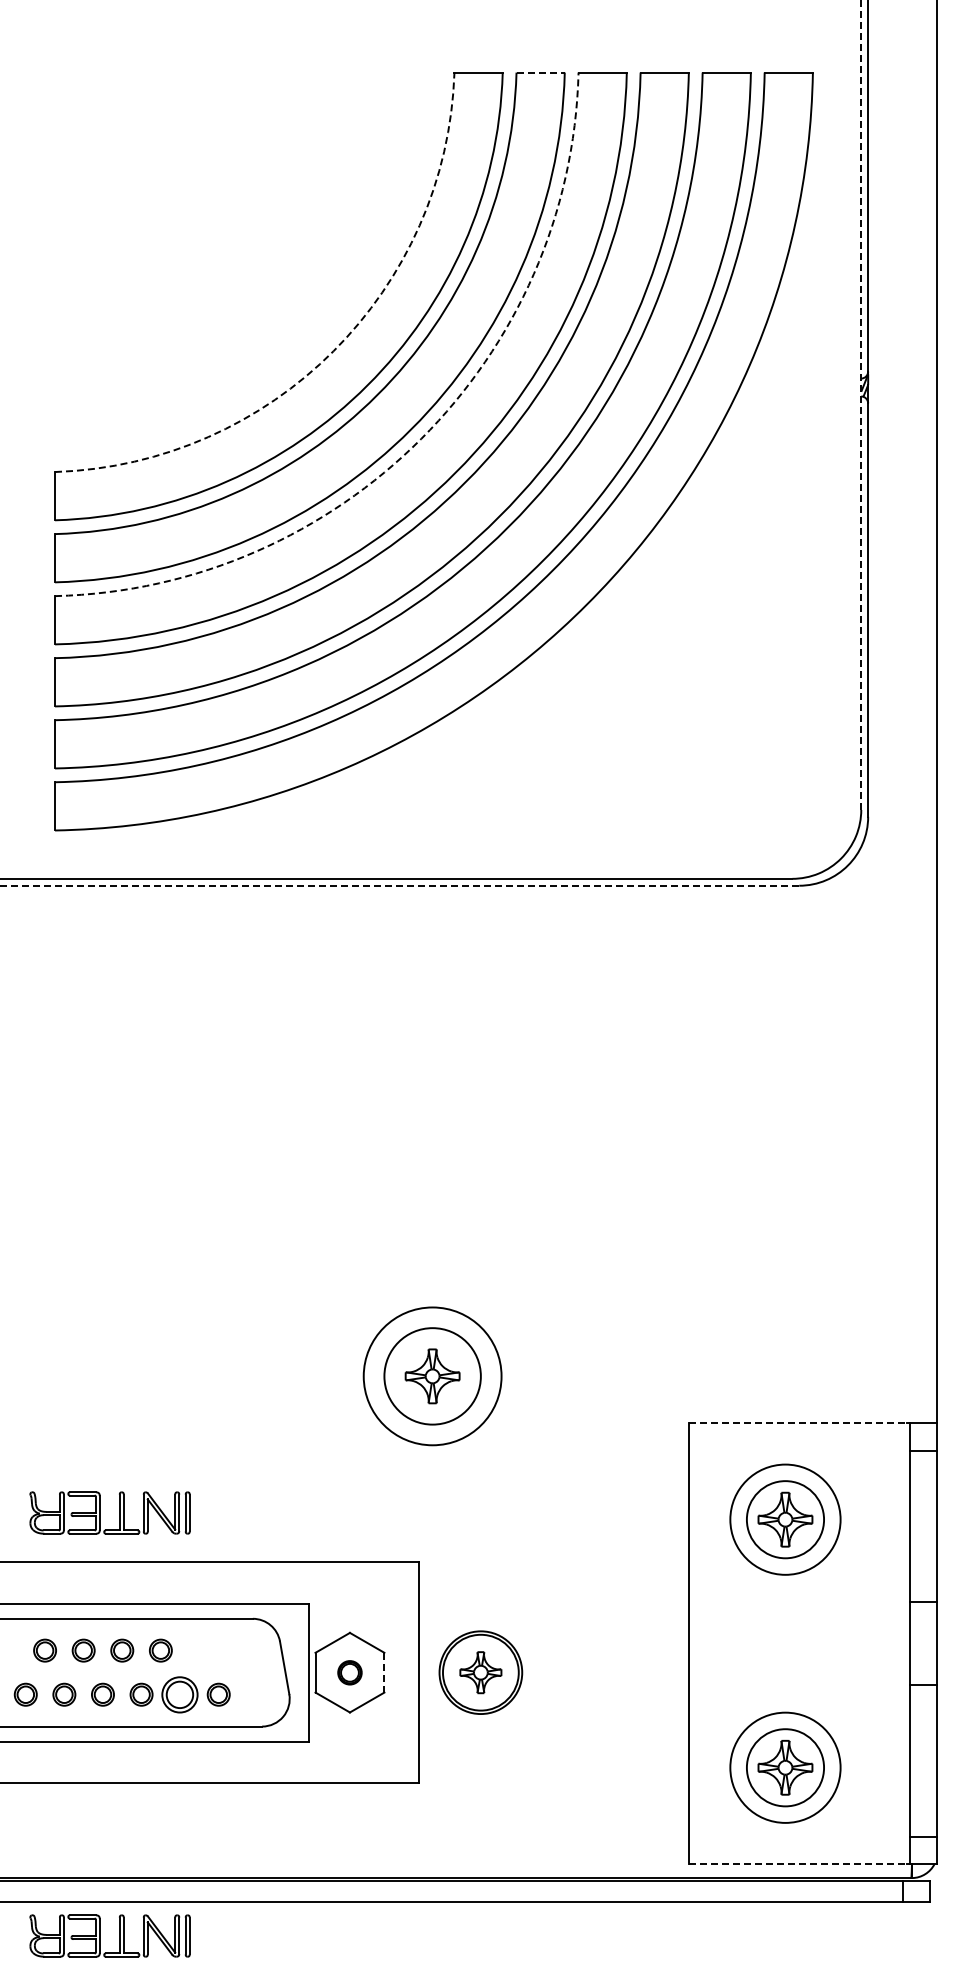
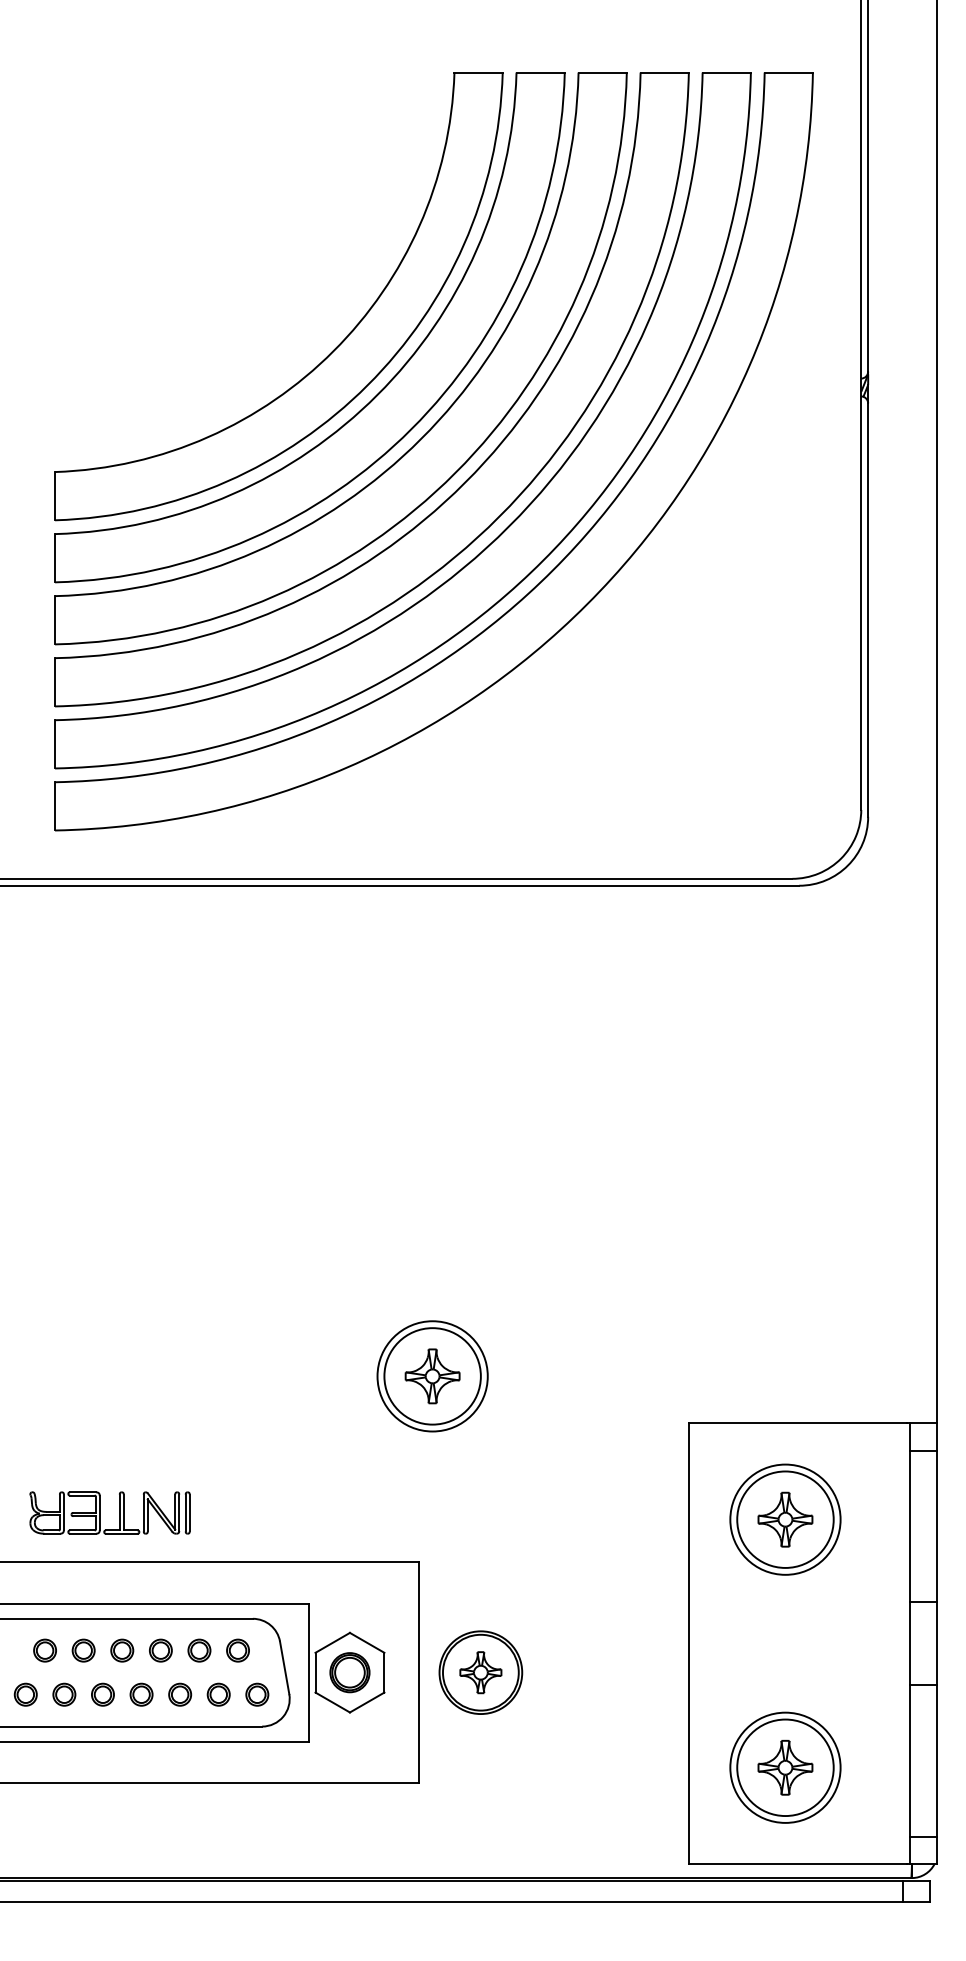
line: dashed -> solid (541, 72)
arc: dashed -> solid (333, 351)
line: dashed -> solid (861, 405)
arc: dashed -> solid (421, 438)
line: dashed -> solid (399, 885)
circle diameter: 138 px -> 110 px (432, 1376)
line: dashed -> solid (797, 1423)
circle diameter: 77 px -> 96 px (785, 1519)
part: none -> present (199, 1650)
part: none -> present (237, 1650)
part size: 26x26 px -> 42x42 px (349, 1672)
line: dashed -> solid (384, 1672)
part size: 38x38 px -> 25x25 px (180, 1694)
part: none -> present (257, 1694)
circle diameter: 77 px -> 96 px (785, 1767)
line: dashed -> solid (797, 1864)
part: present -> none (100, 1935)
